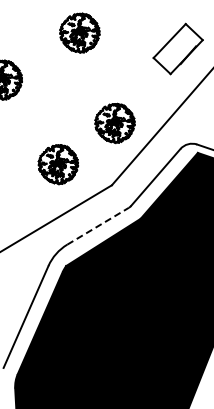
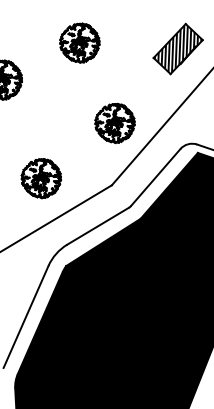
part position: (79, 32) -> (79, 42) (79, 42)
hatch: none -> present (177, 48)
part position: (58, 164) -> (41, 178) (41, 178)
line: dashed -> solid (98, 226)
